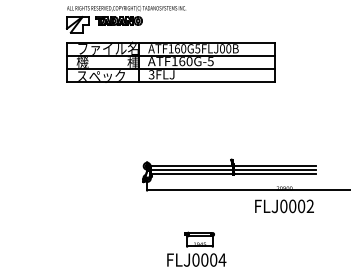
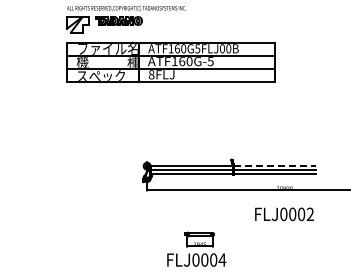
text: 3FLJ -> 8FLJ (151, 74)
line: solid -> dashed (275, 165)
text position: (284, 206) -> (284, 214) (284, 214)
